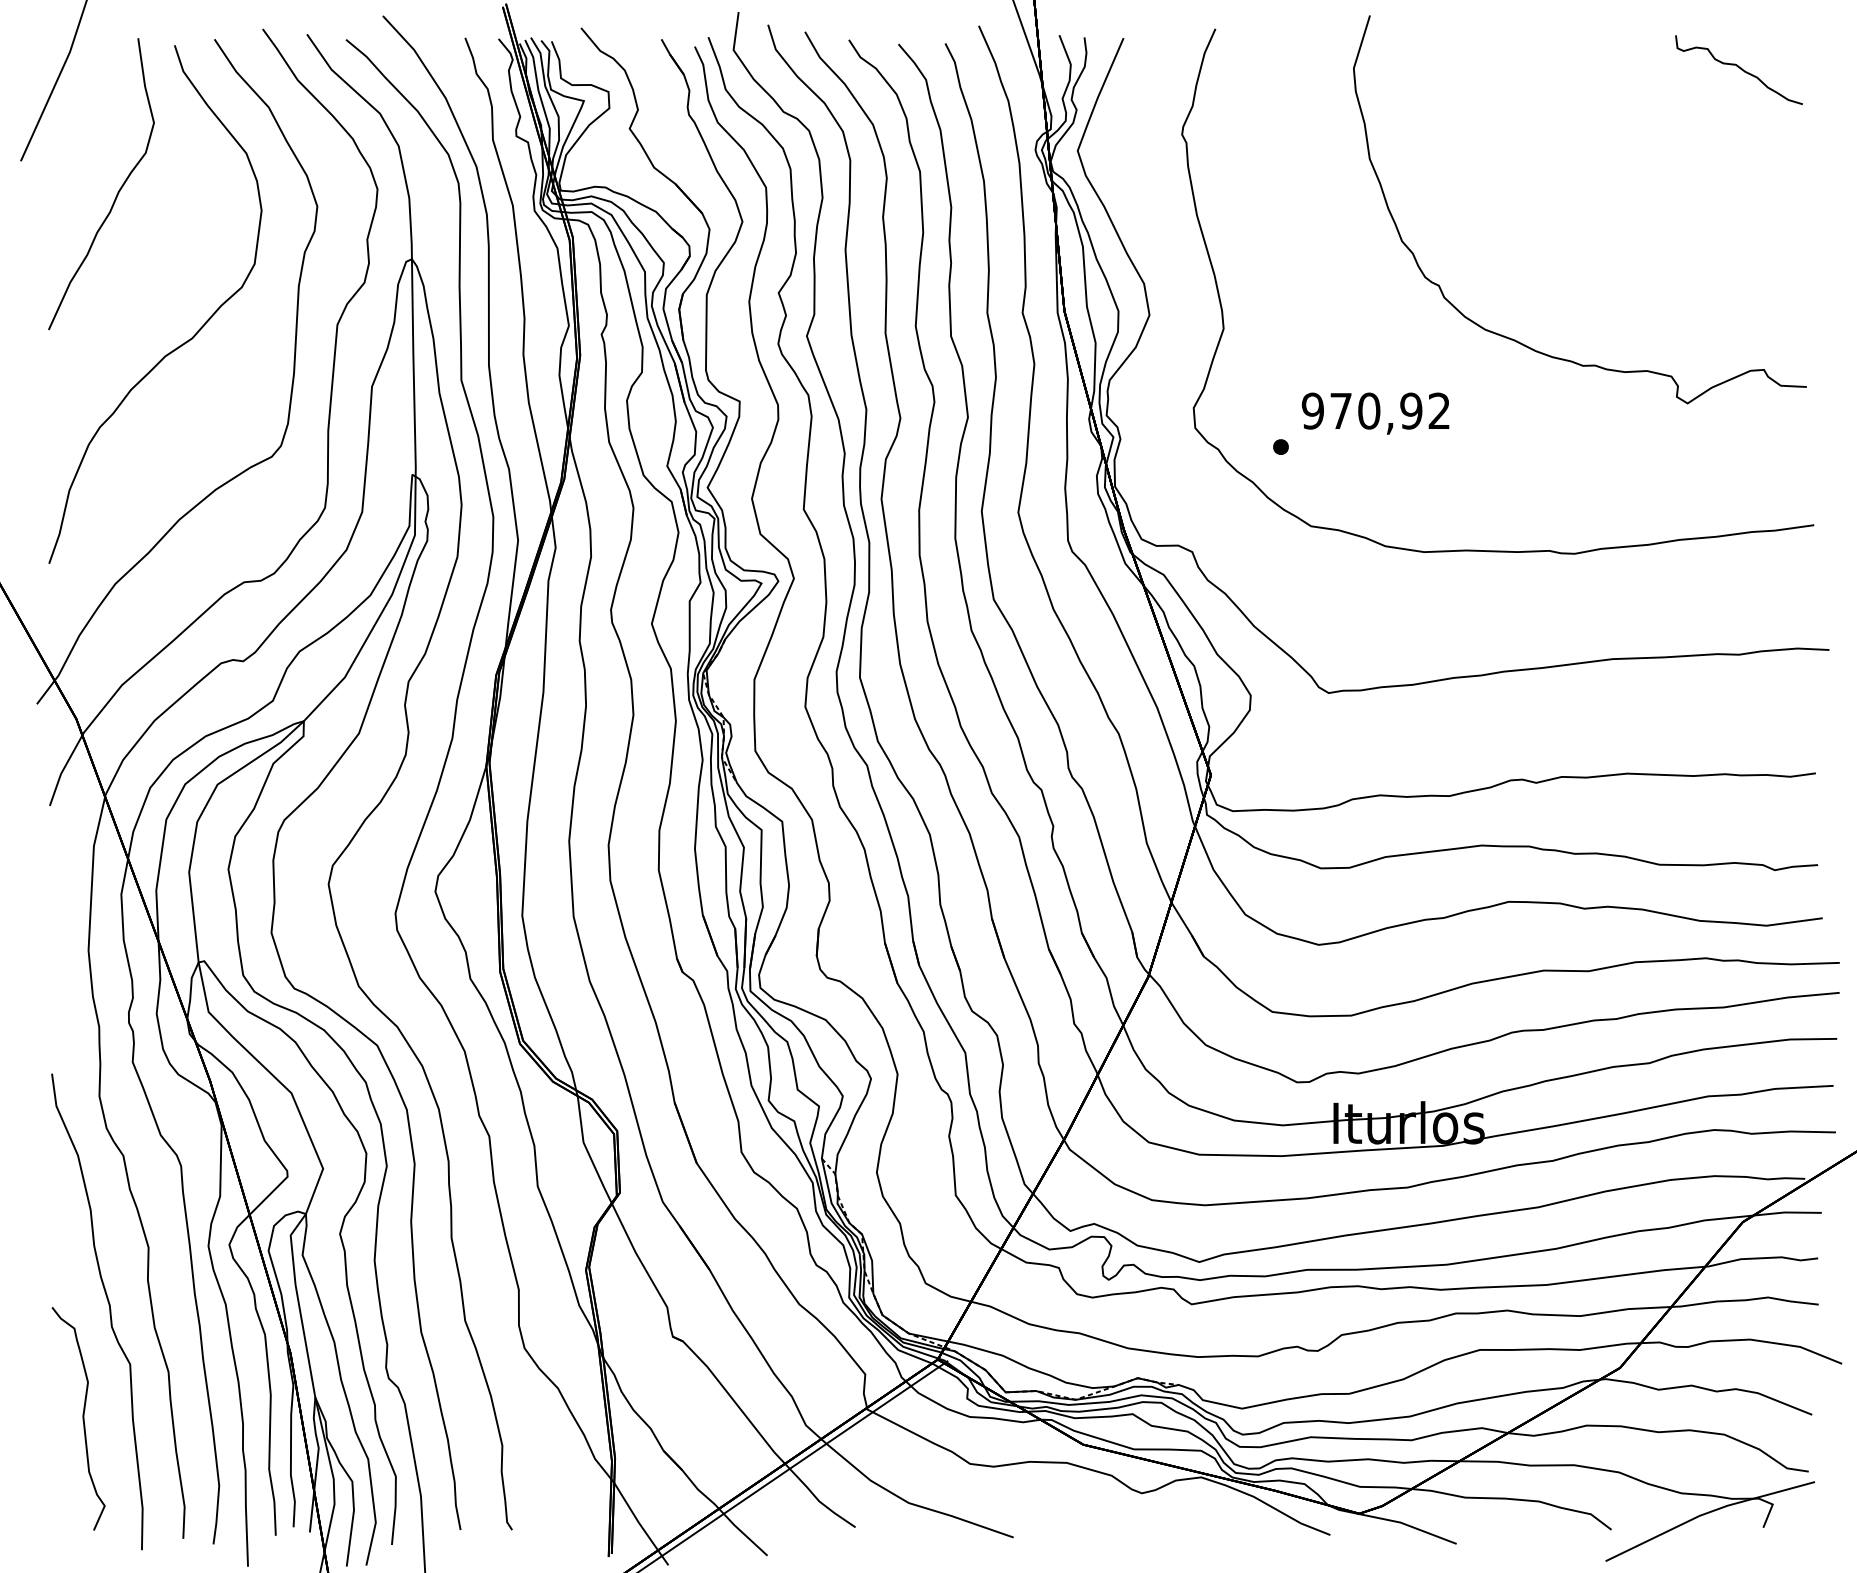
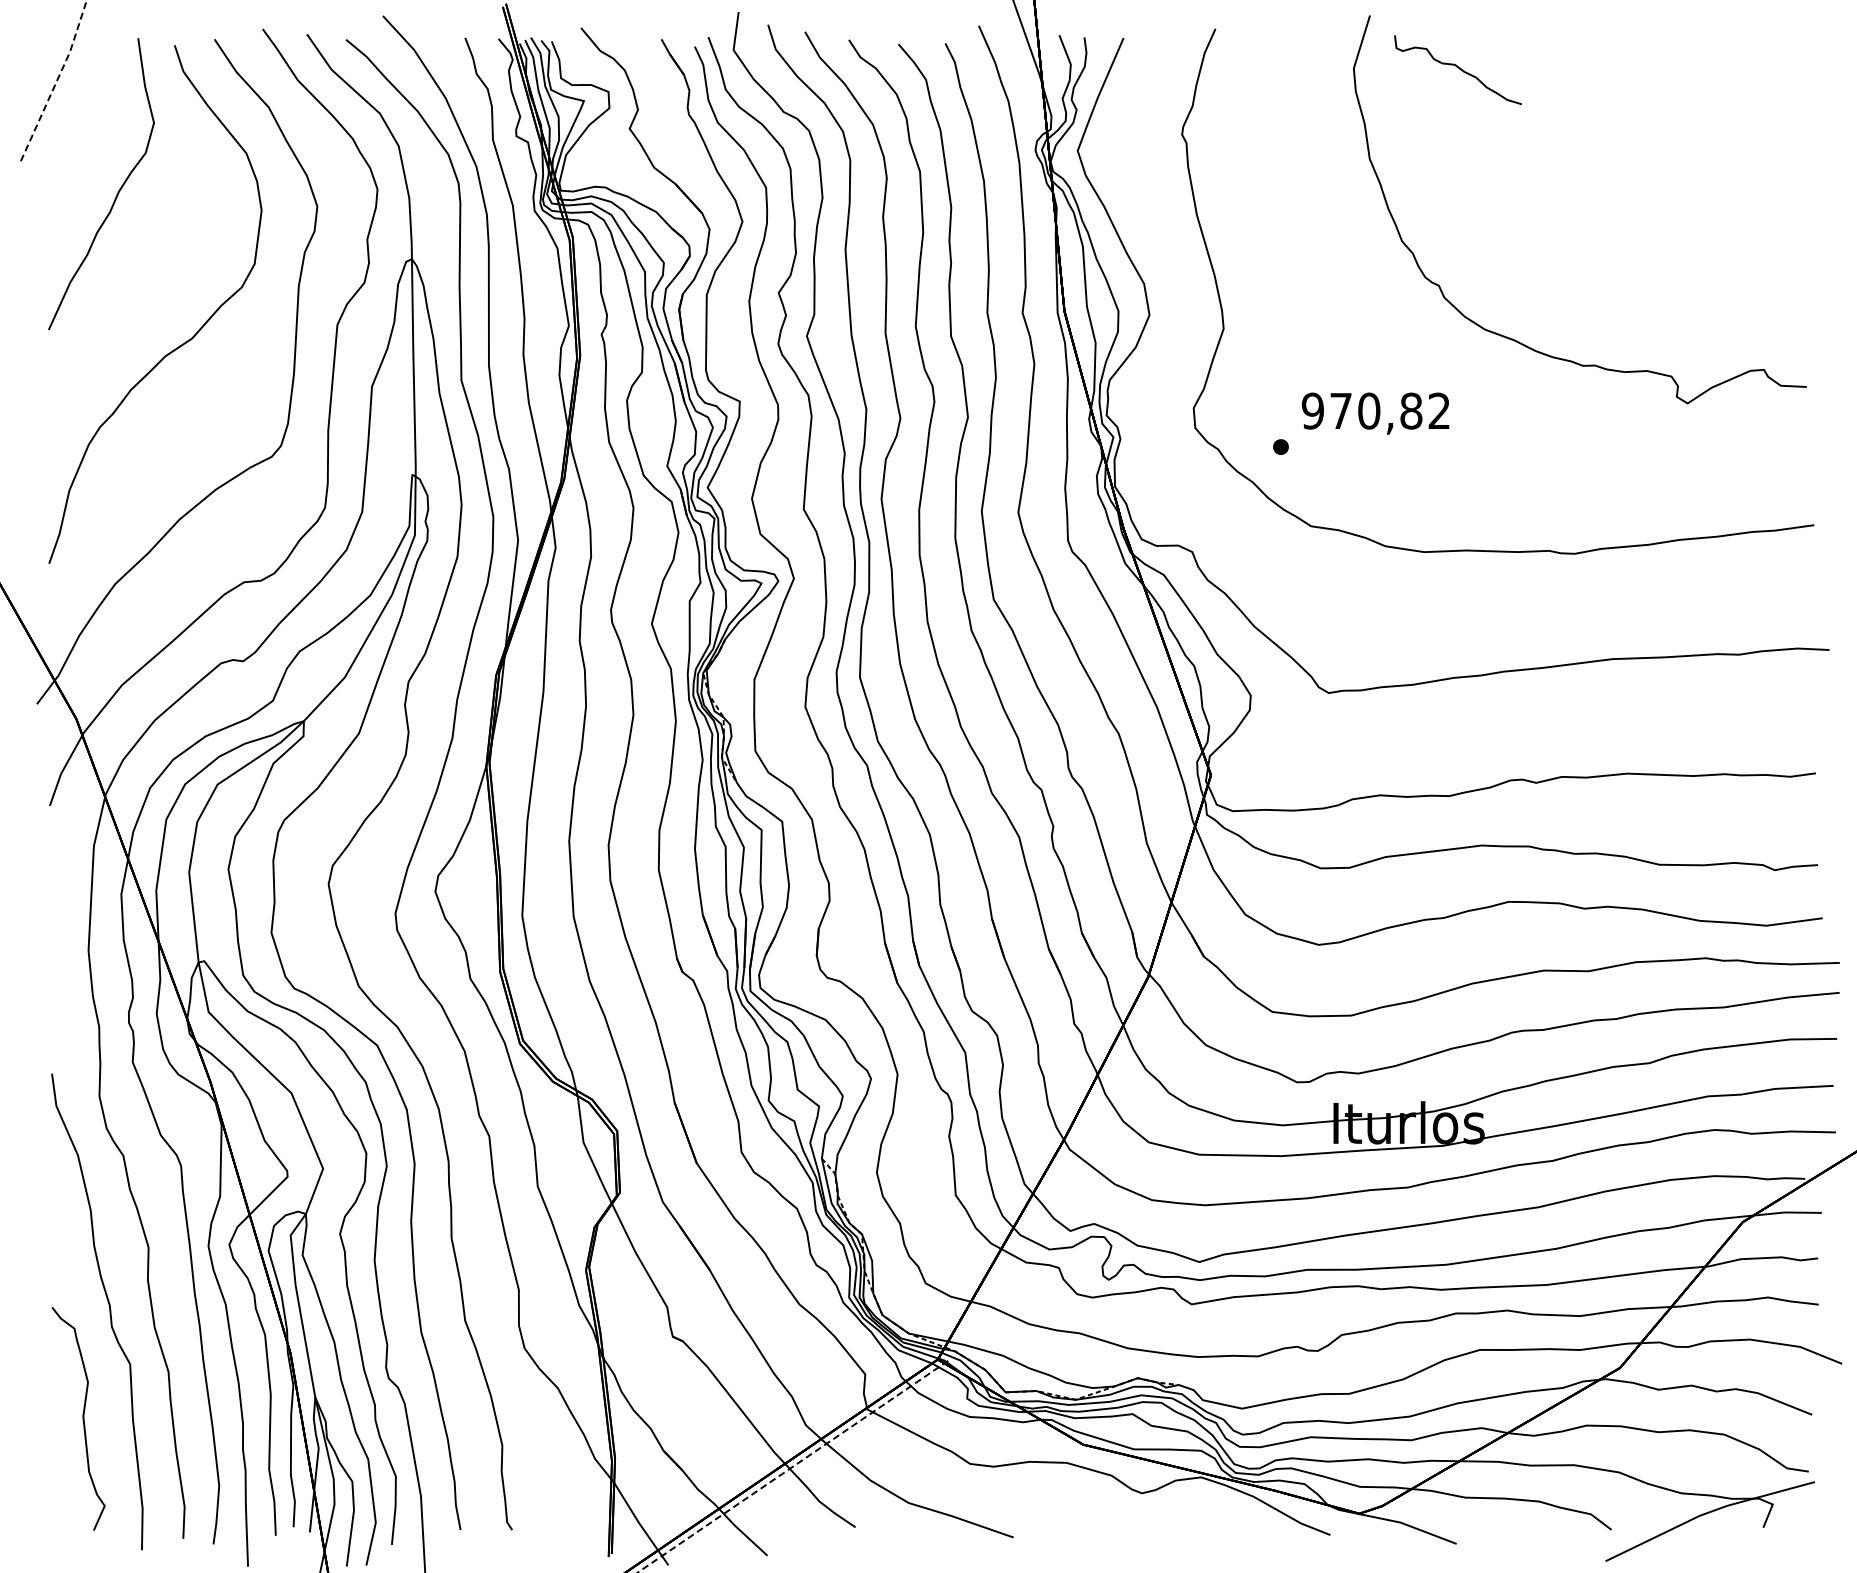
curve position: (1739, 68) -> (1458, 68) (1458, 68)
line: solid -> dashed (56, 81)
text: 970,92 -> 970,82 (1411, 410)
line: solid -> dashed (793, 1466)
